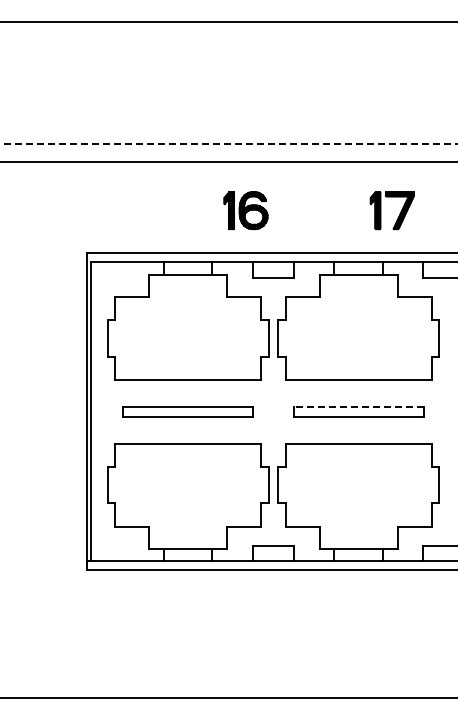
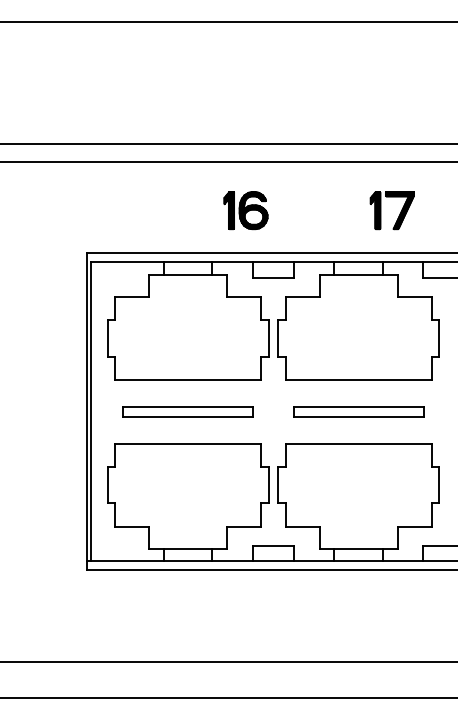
line: dashed -> solid (228, 143)
line: dashed -> solid (358, 406)
line: none -> present (228, 661)
